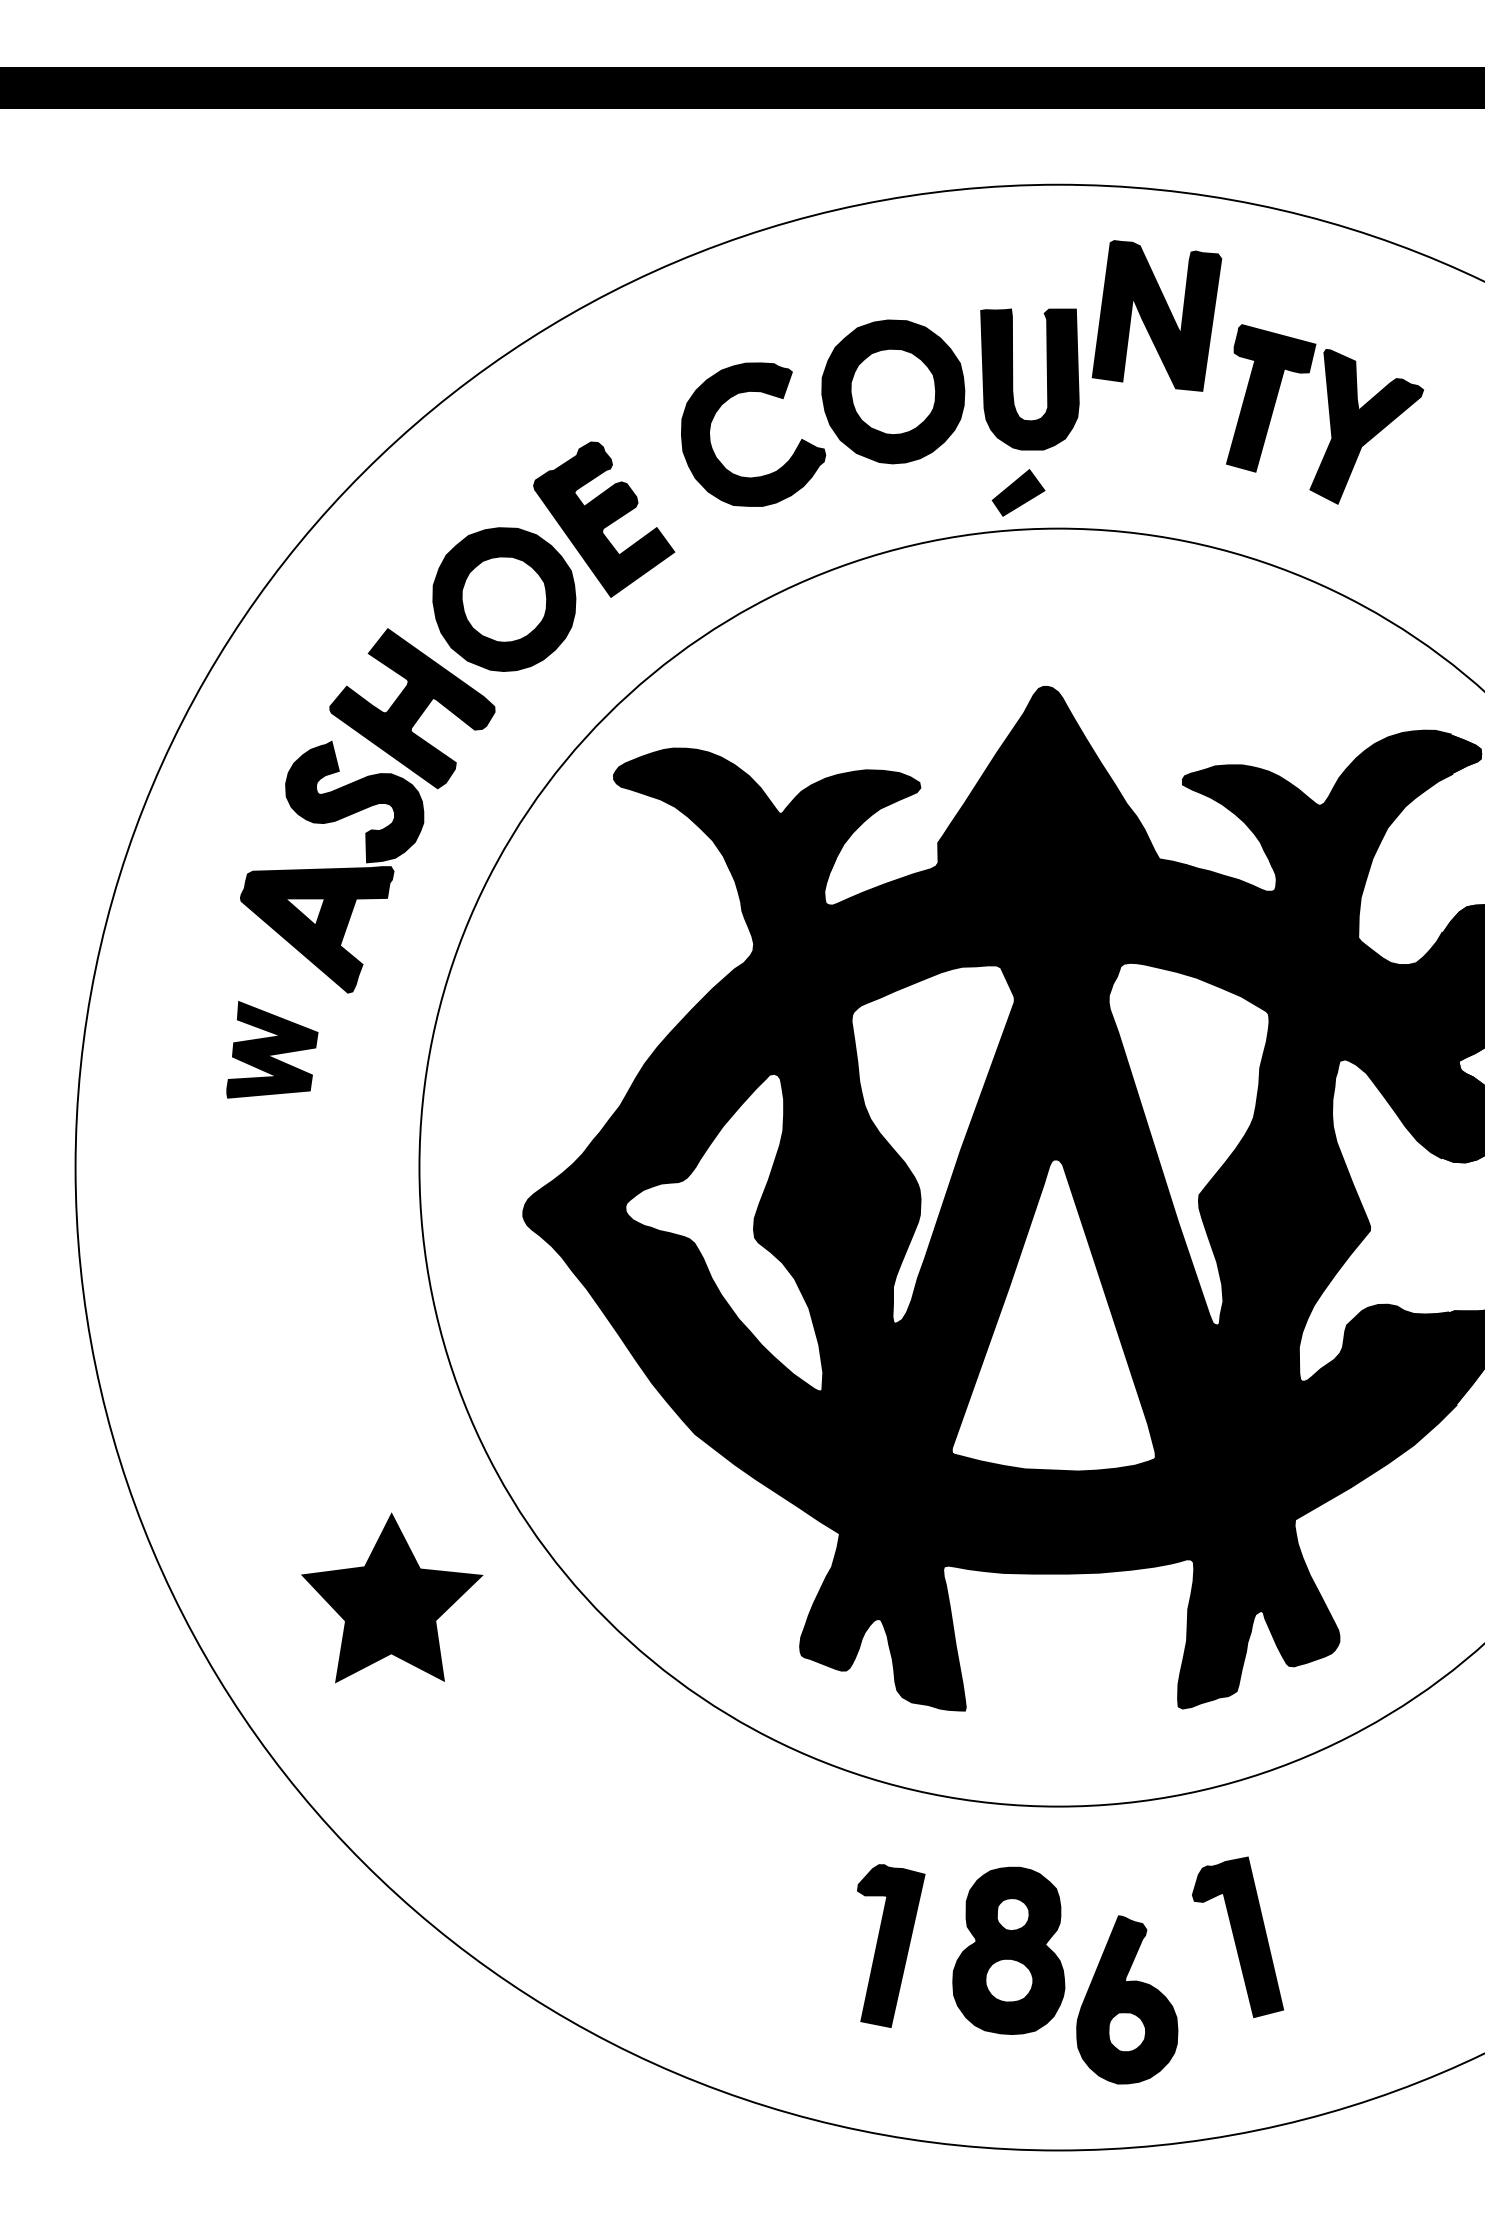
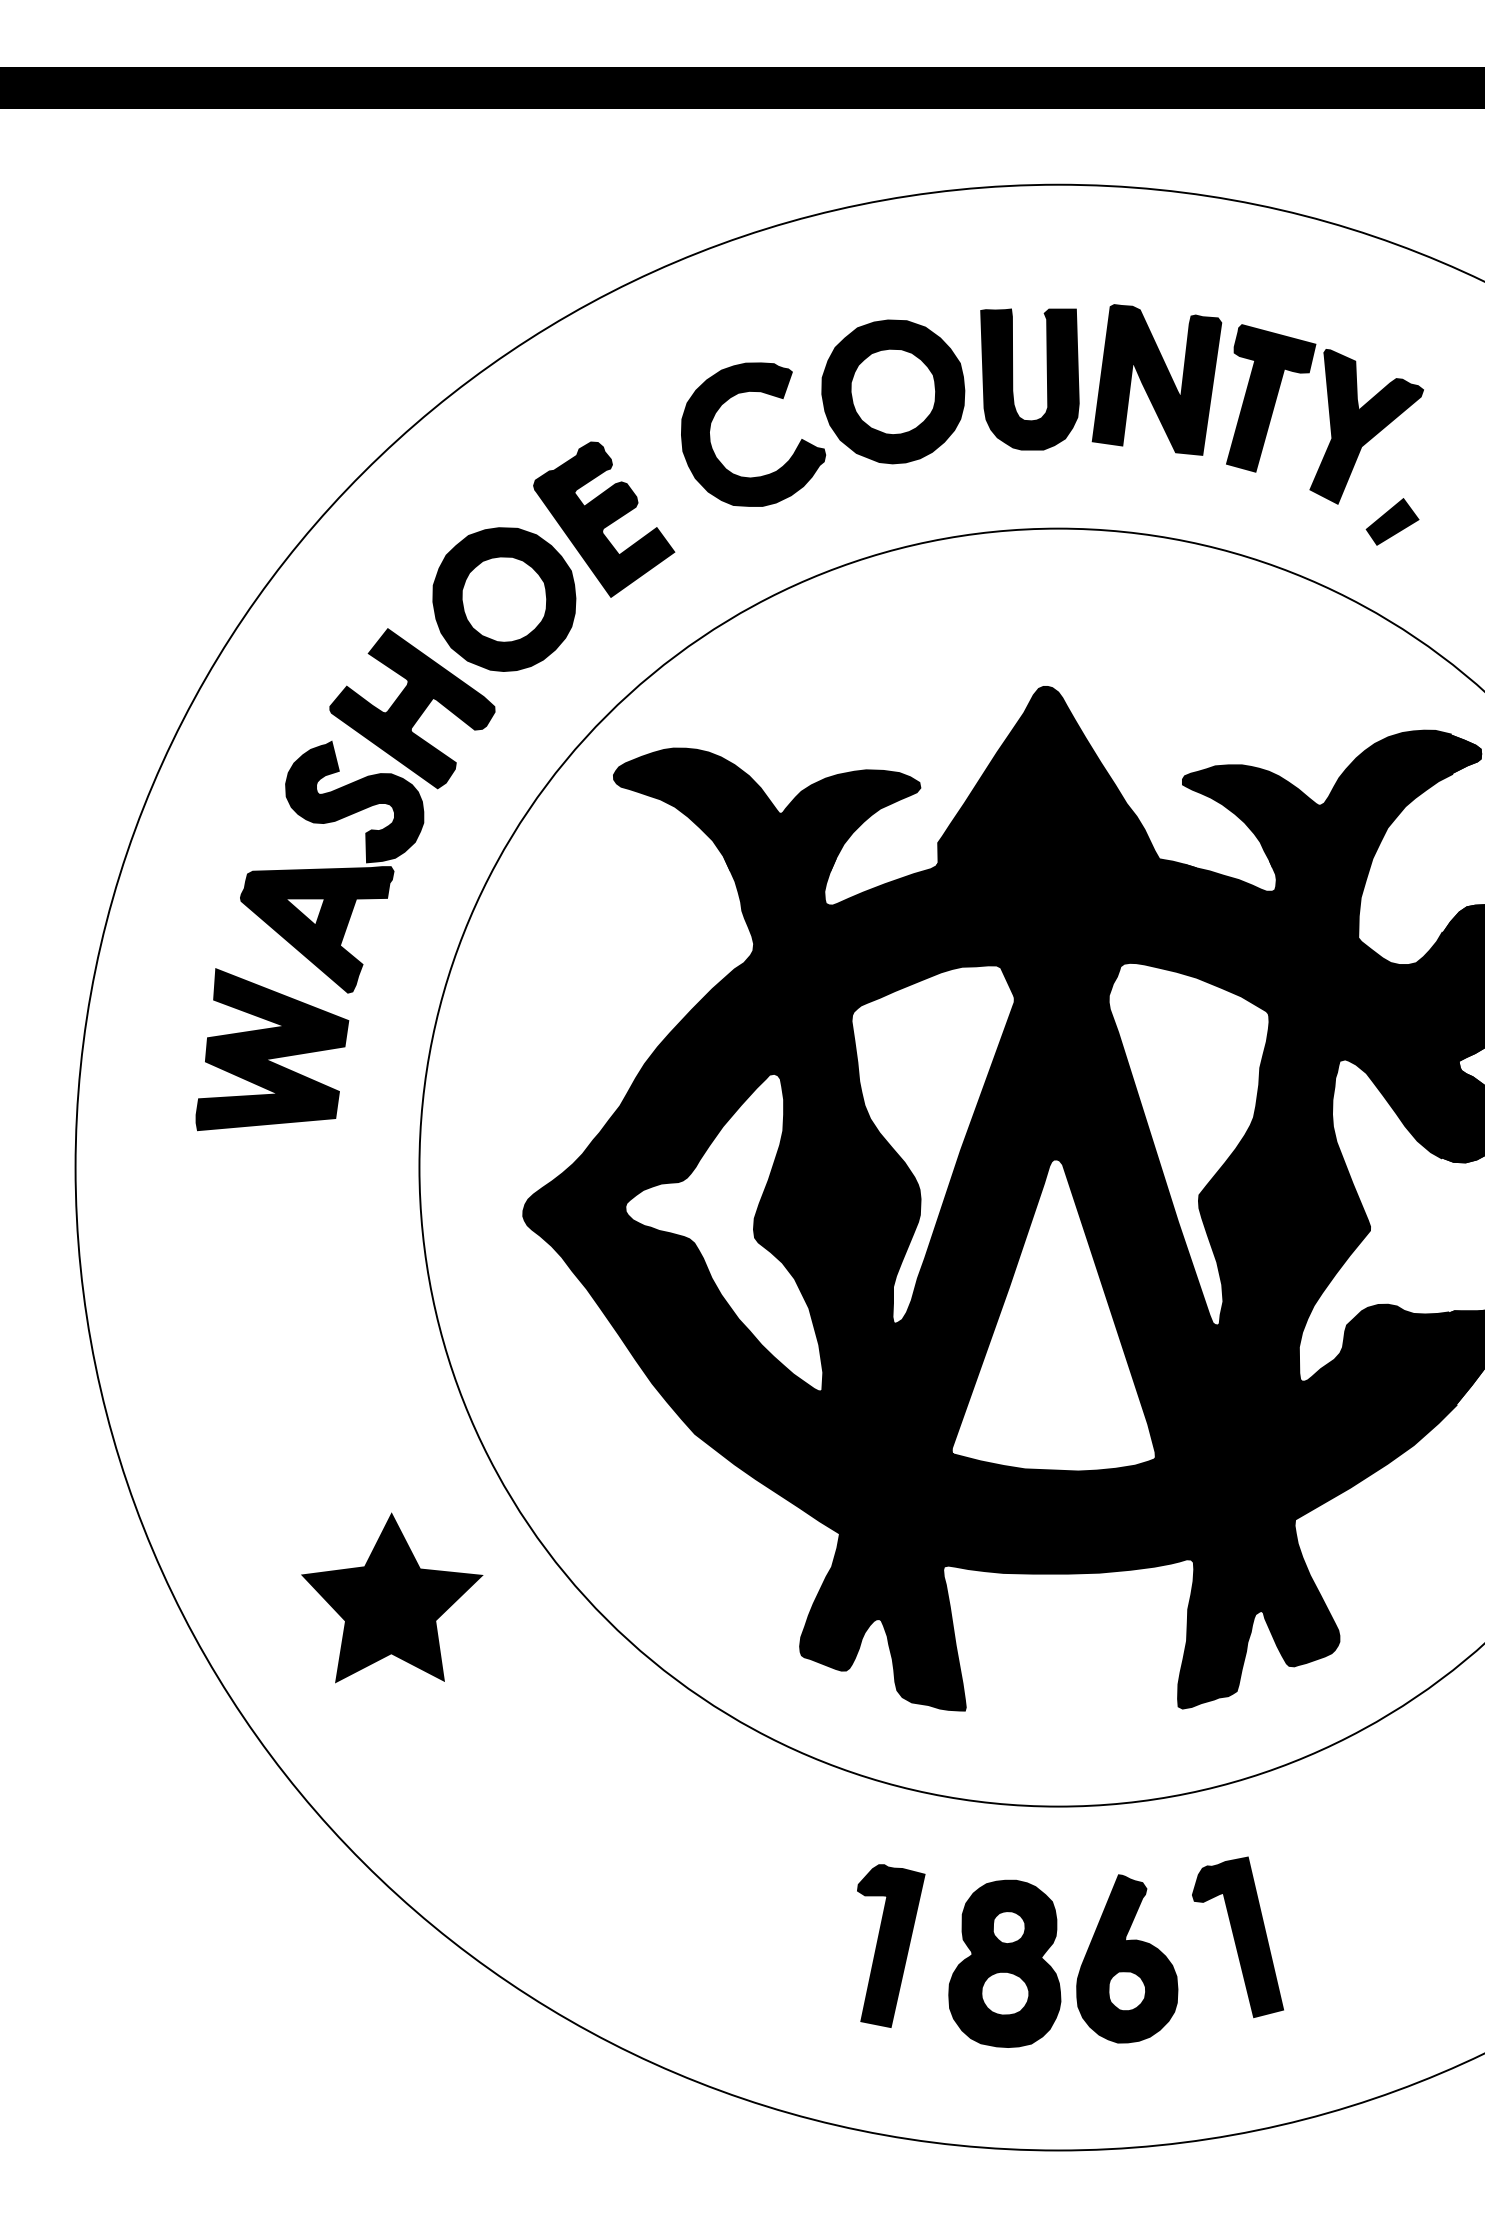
part position: (1156, 315) -> (1156, 379) (1156, 379)
part position: (1018, 492) -> (1392, 521) (1392, 521)
part size: 93x98 px -> 155x164 px (272, 1049)
part position: (1008, 1950) -> (1004, 1963) (1004, 1963)
part position: (1127, 1999) -> (1127, 1958) (1127, 1958)
